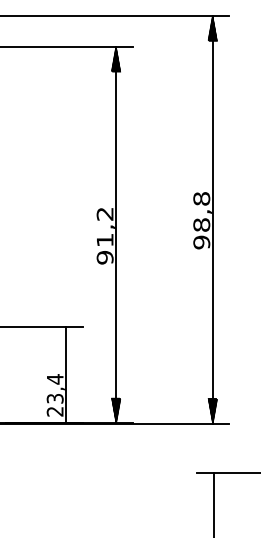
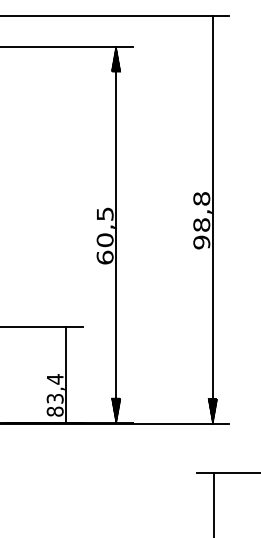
hatch: present -> none (212, 28)
text: 91,2 -> 60,5 (104, 235)
text: 23,4 -> 83,4 (54, 411)
